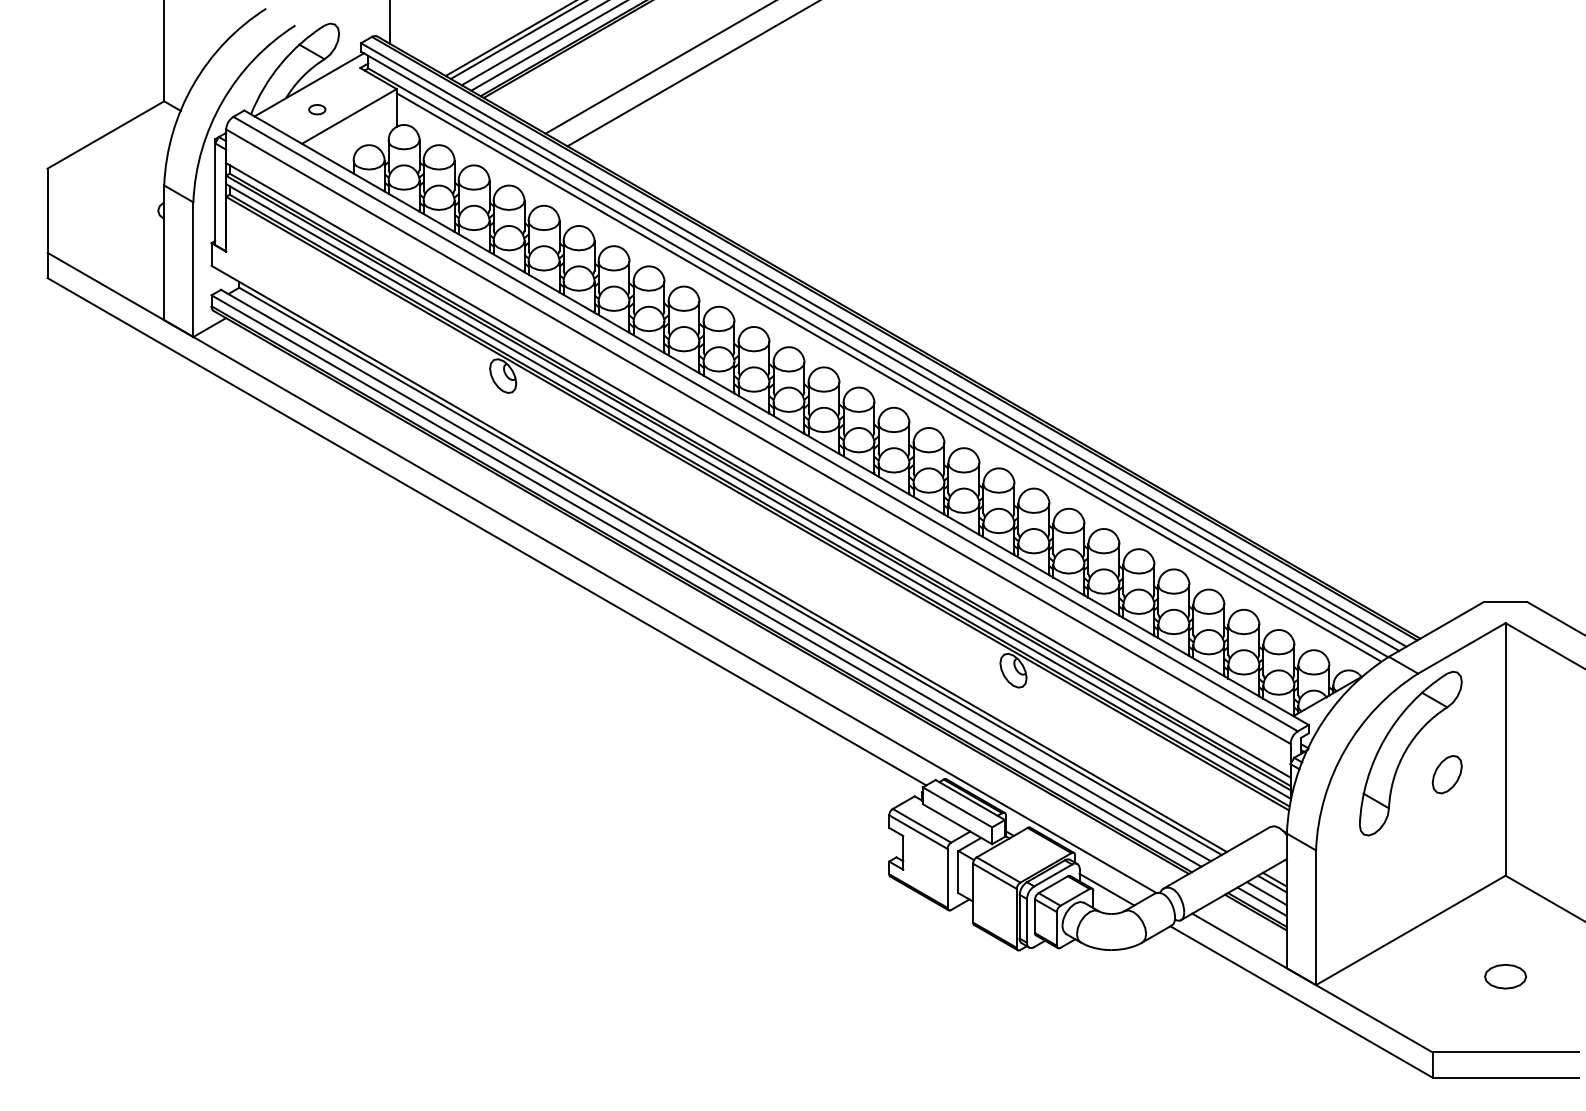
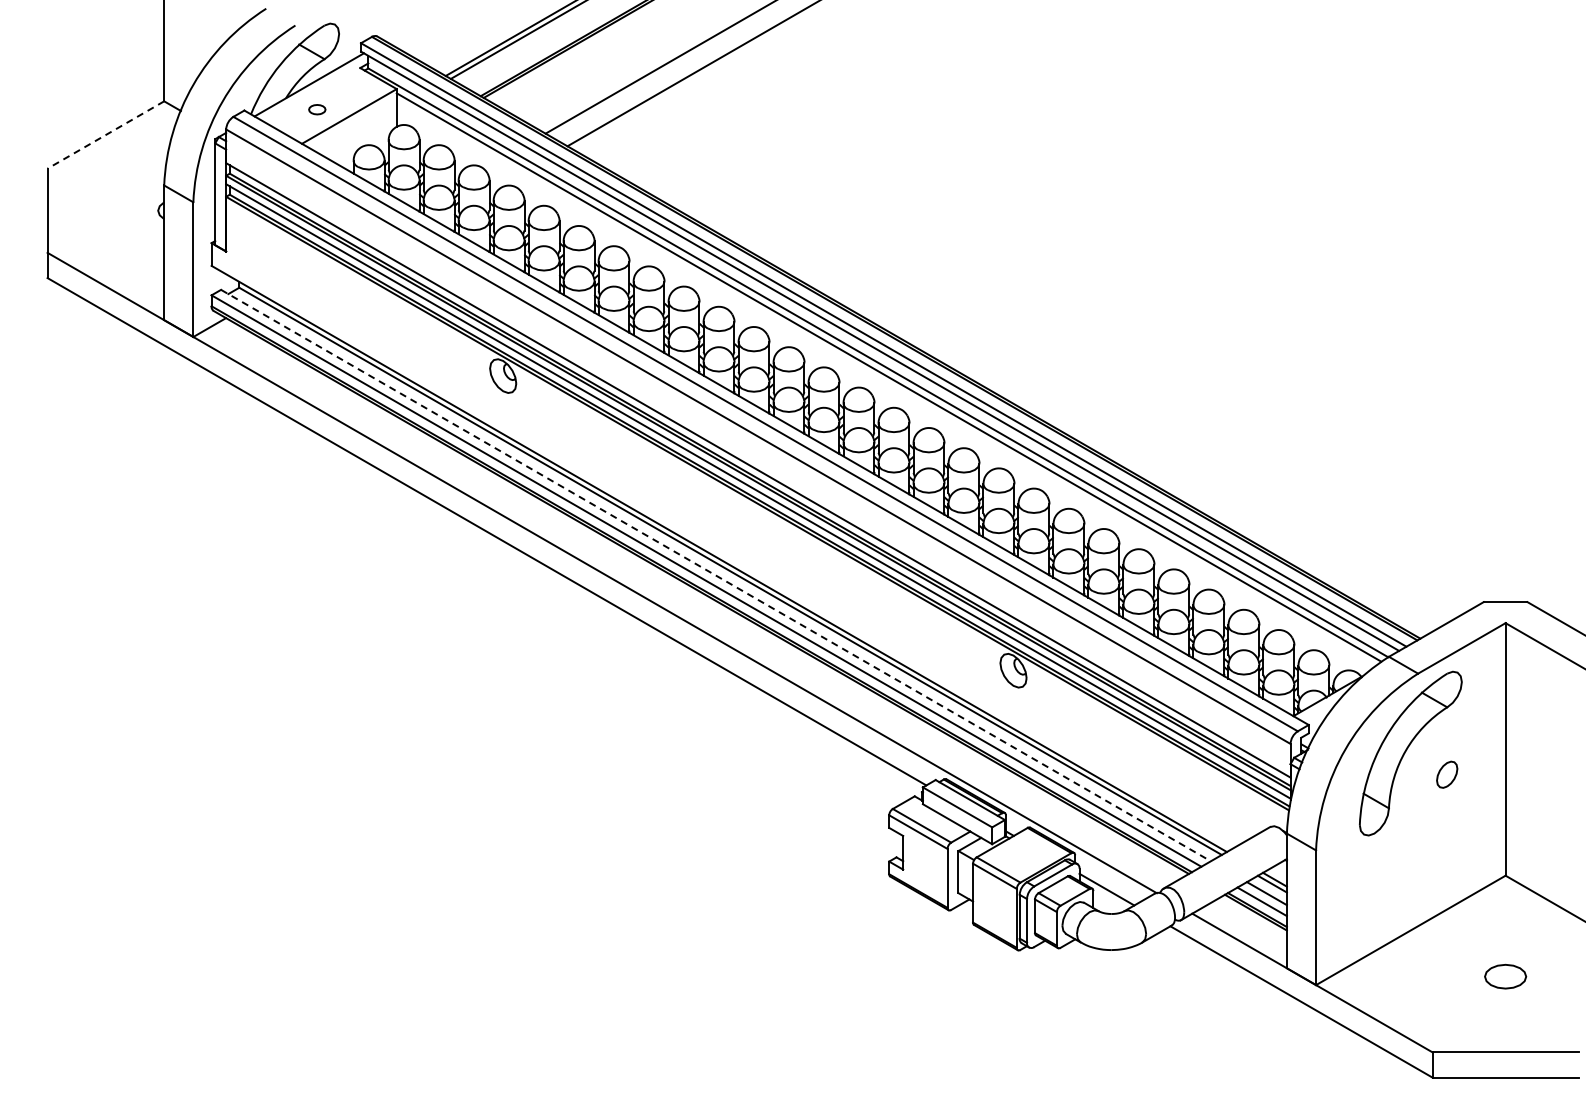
line: present -> none (390, 22)
line: present -> none (533, 43)
line: present -> none (547, 46)
line: solid -> dashed (105, 135)
line: solid -> dashed (716, 575)
part size: 32x40 px -> 23x29 px (1447, 774)
